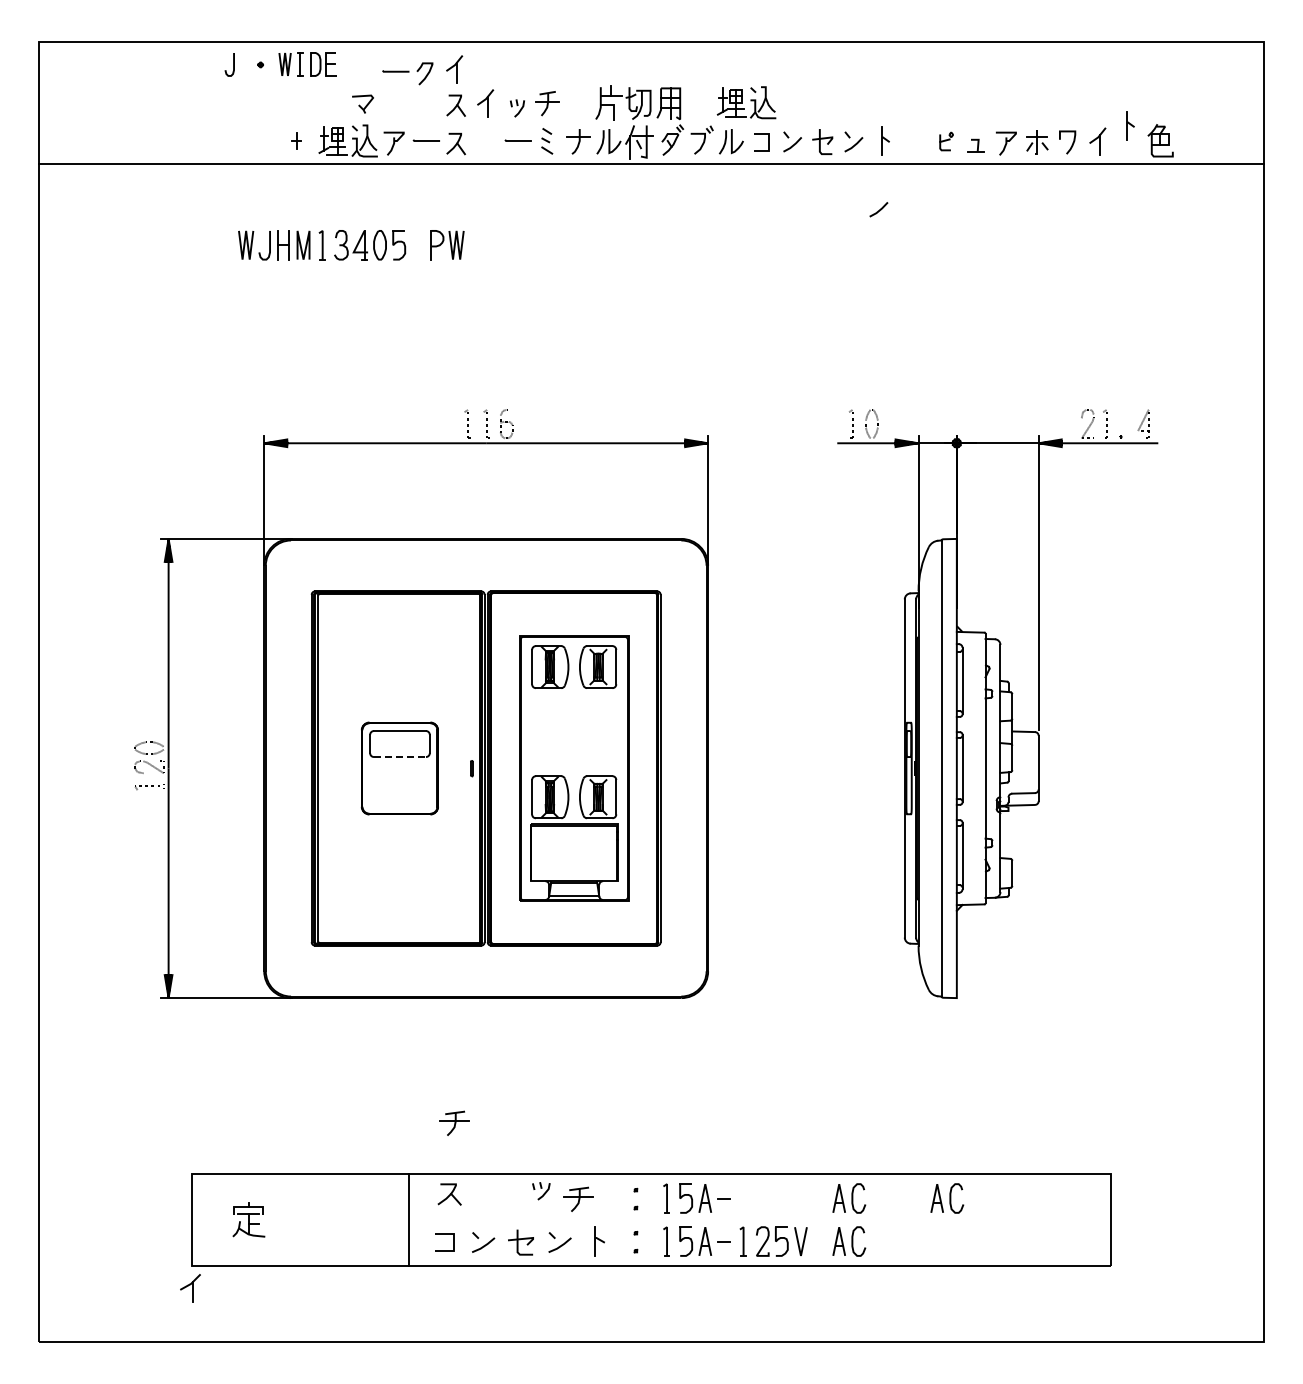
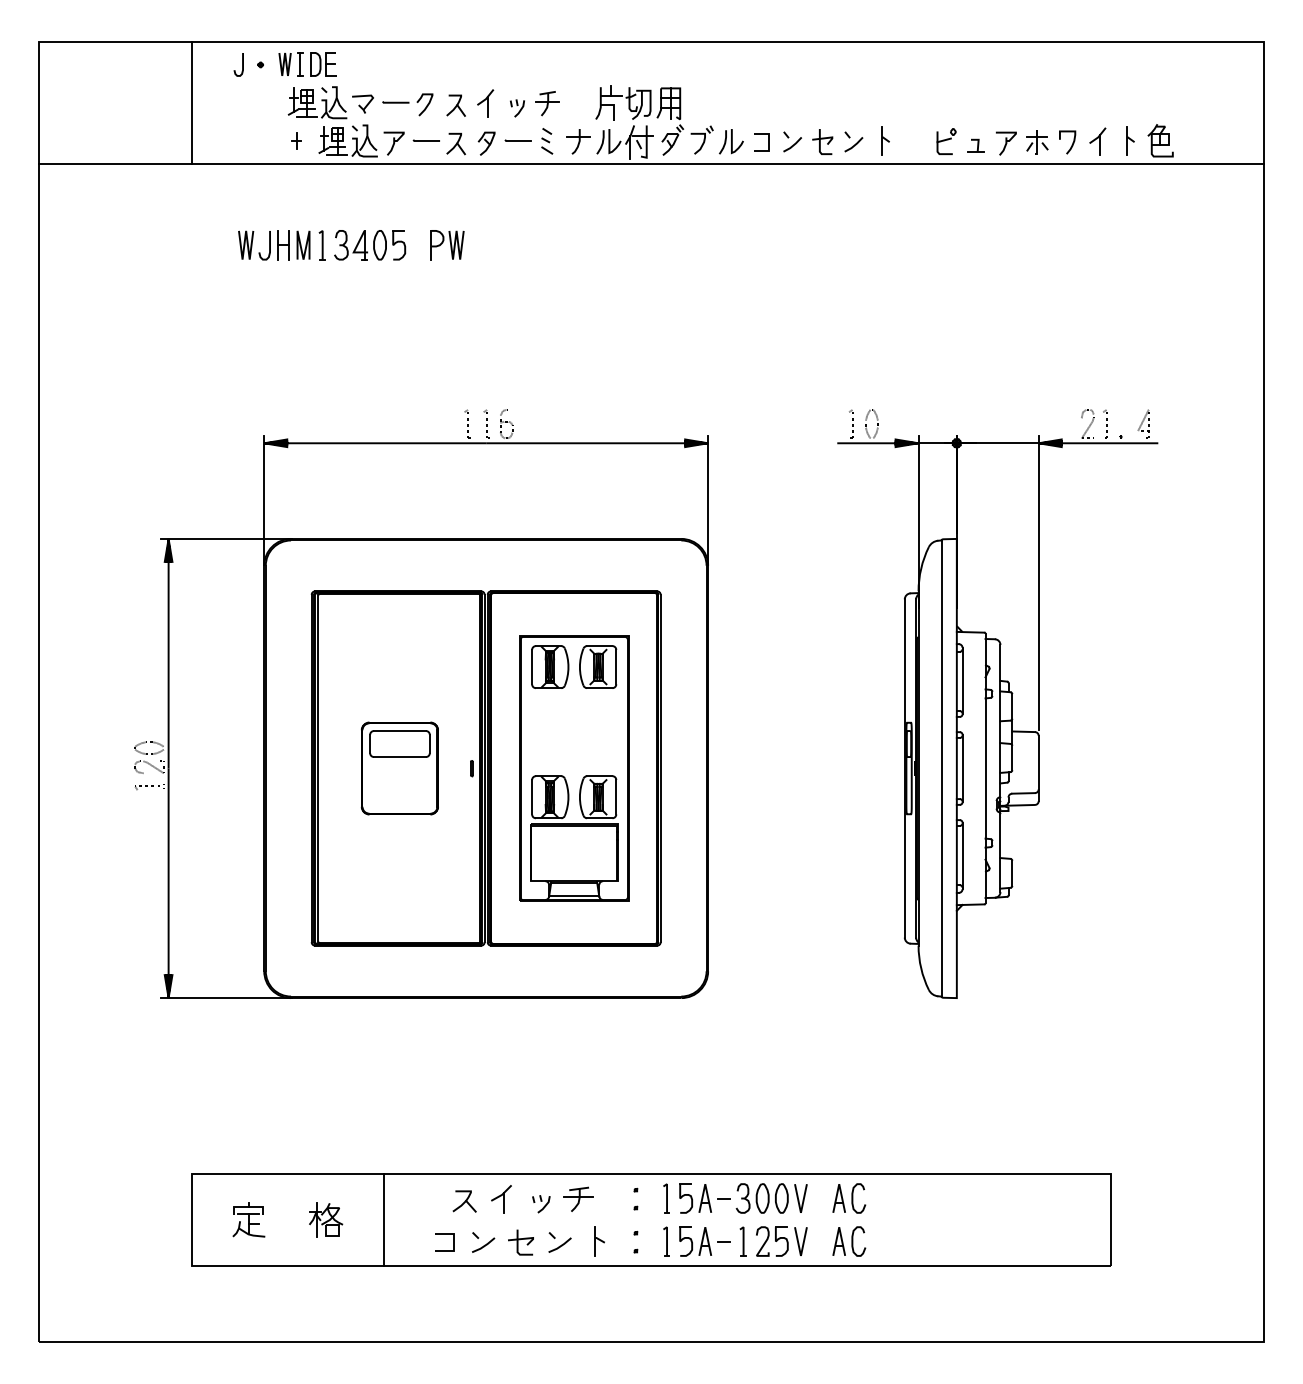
curve position: (233, 64) -> (242, 64) (242, 64)
part: present -> none (454, 69)
part position: (407, 73) -> (407, 104) (407, 104)
line: none -> present (192, 102)
part position: (746, 102) -> (317, 102) (317, 102)
part position: (1130, 125) -> (1130, 140) (1130, 140)
part size: 15x21 px -> 21x27 px (946, 141)
part: none -> present (486, 143)
line: present -> none (879, 209)
line: dashed -> solid (400, 757)
part: present -> none (454, 1122)
part position: (541, 1191) -> (541, 1204) (541, 1204)
part position: (449, 1194) -> (464, 1201) (464, 1201)
part: none -> present (771, 1198)
part: present -> none (947, 1198)
part: none -> present (326, 1219)
line position: (408, 1219) -> (383, 1219) (383, 1219)
part position: (190, 1288) -> (501, 1199) (501, 1199)
